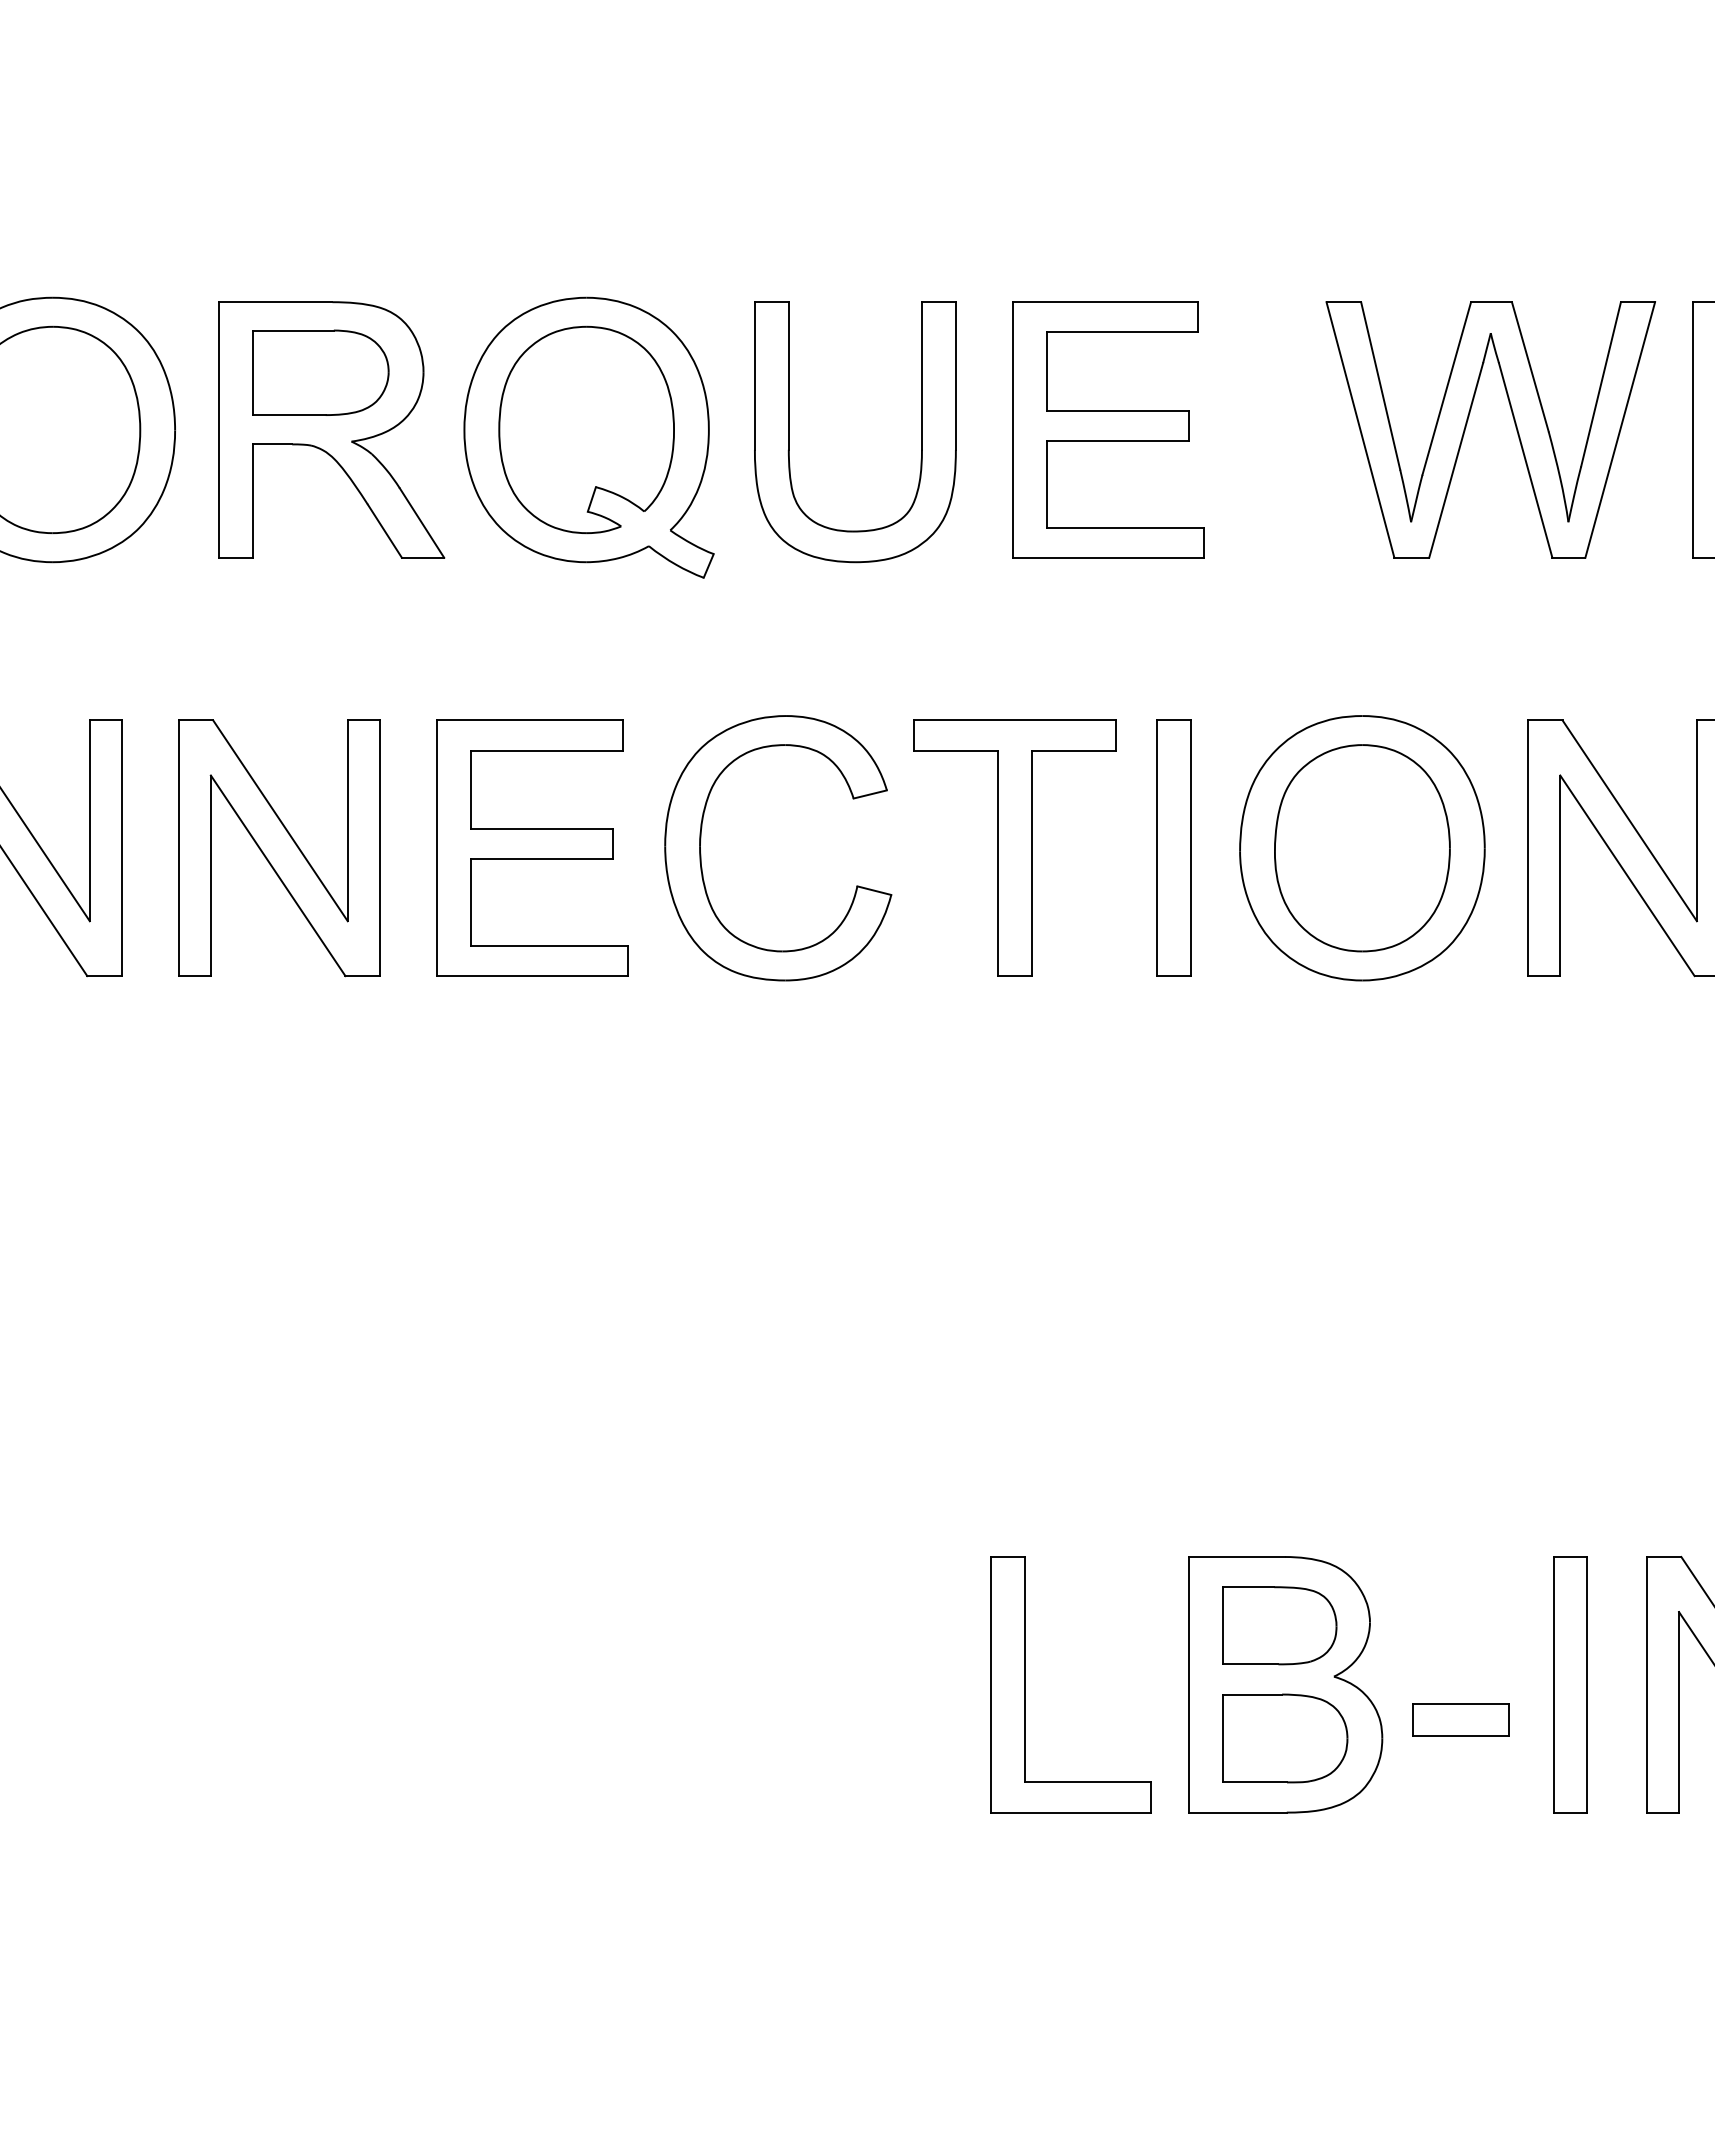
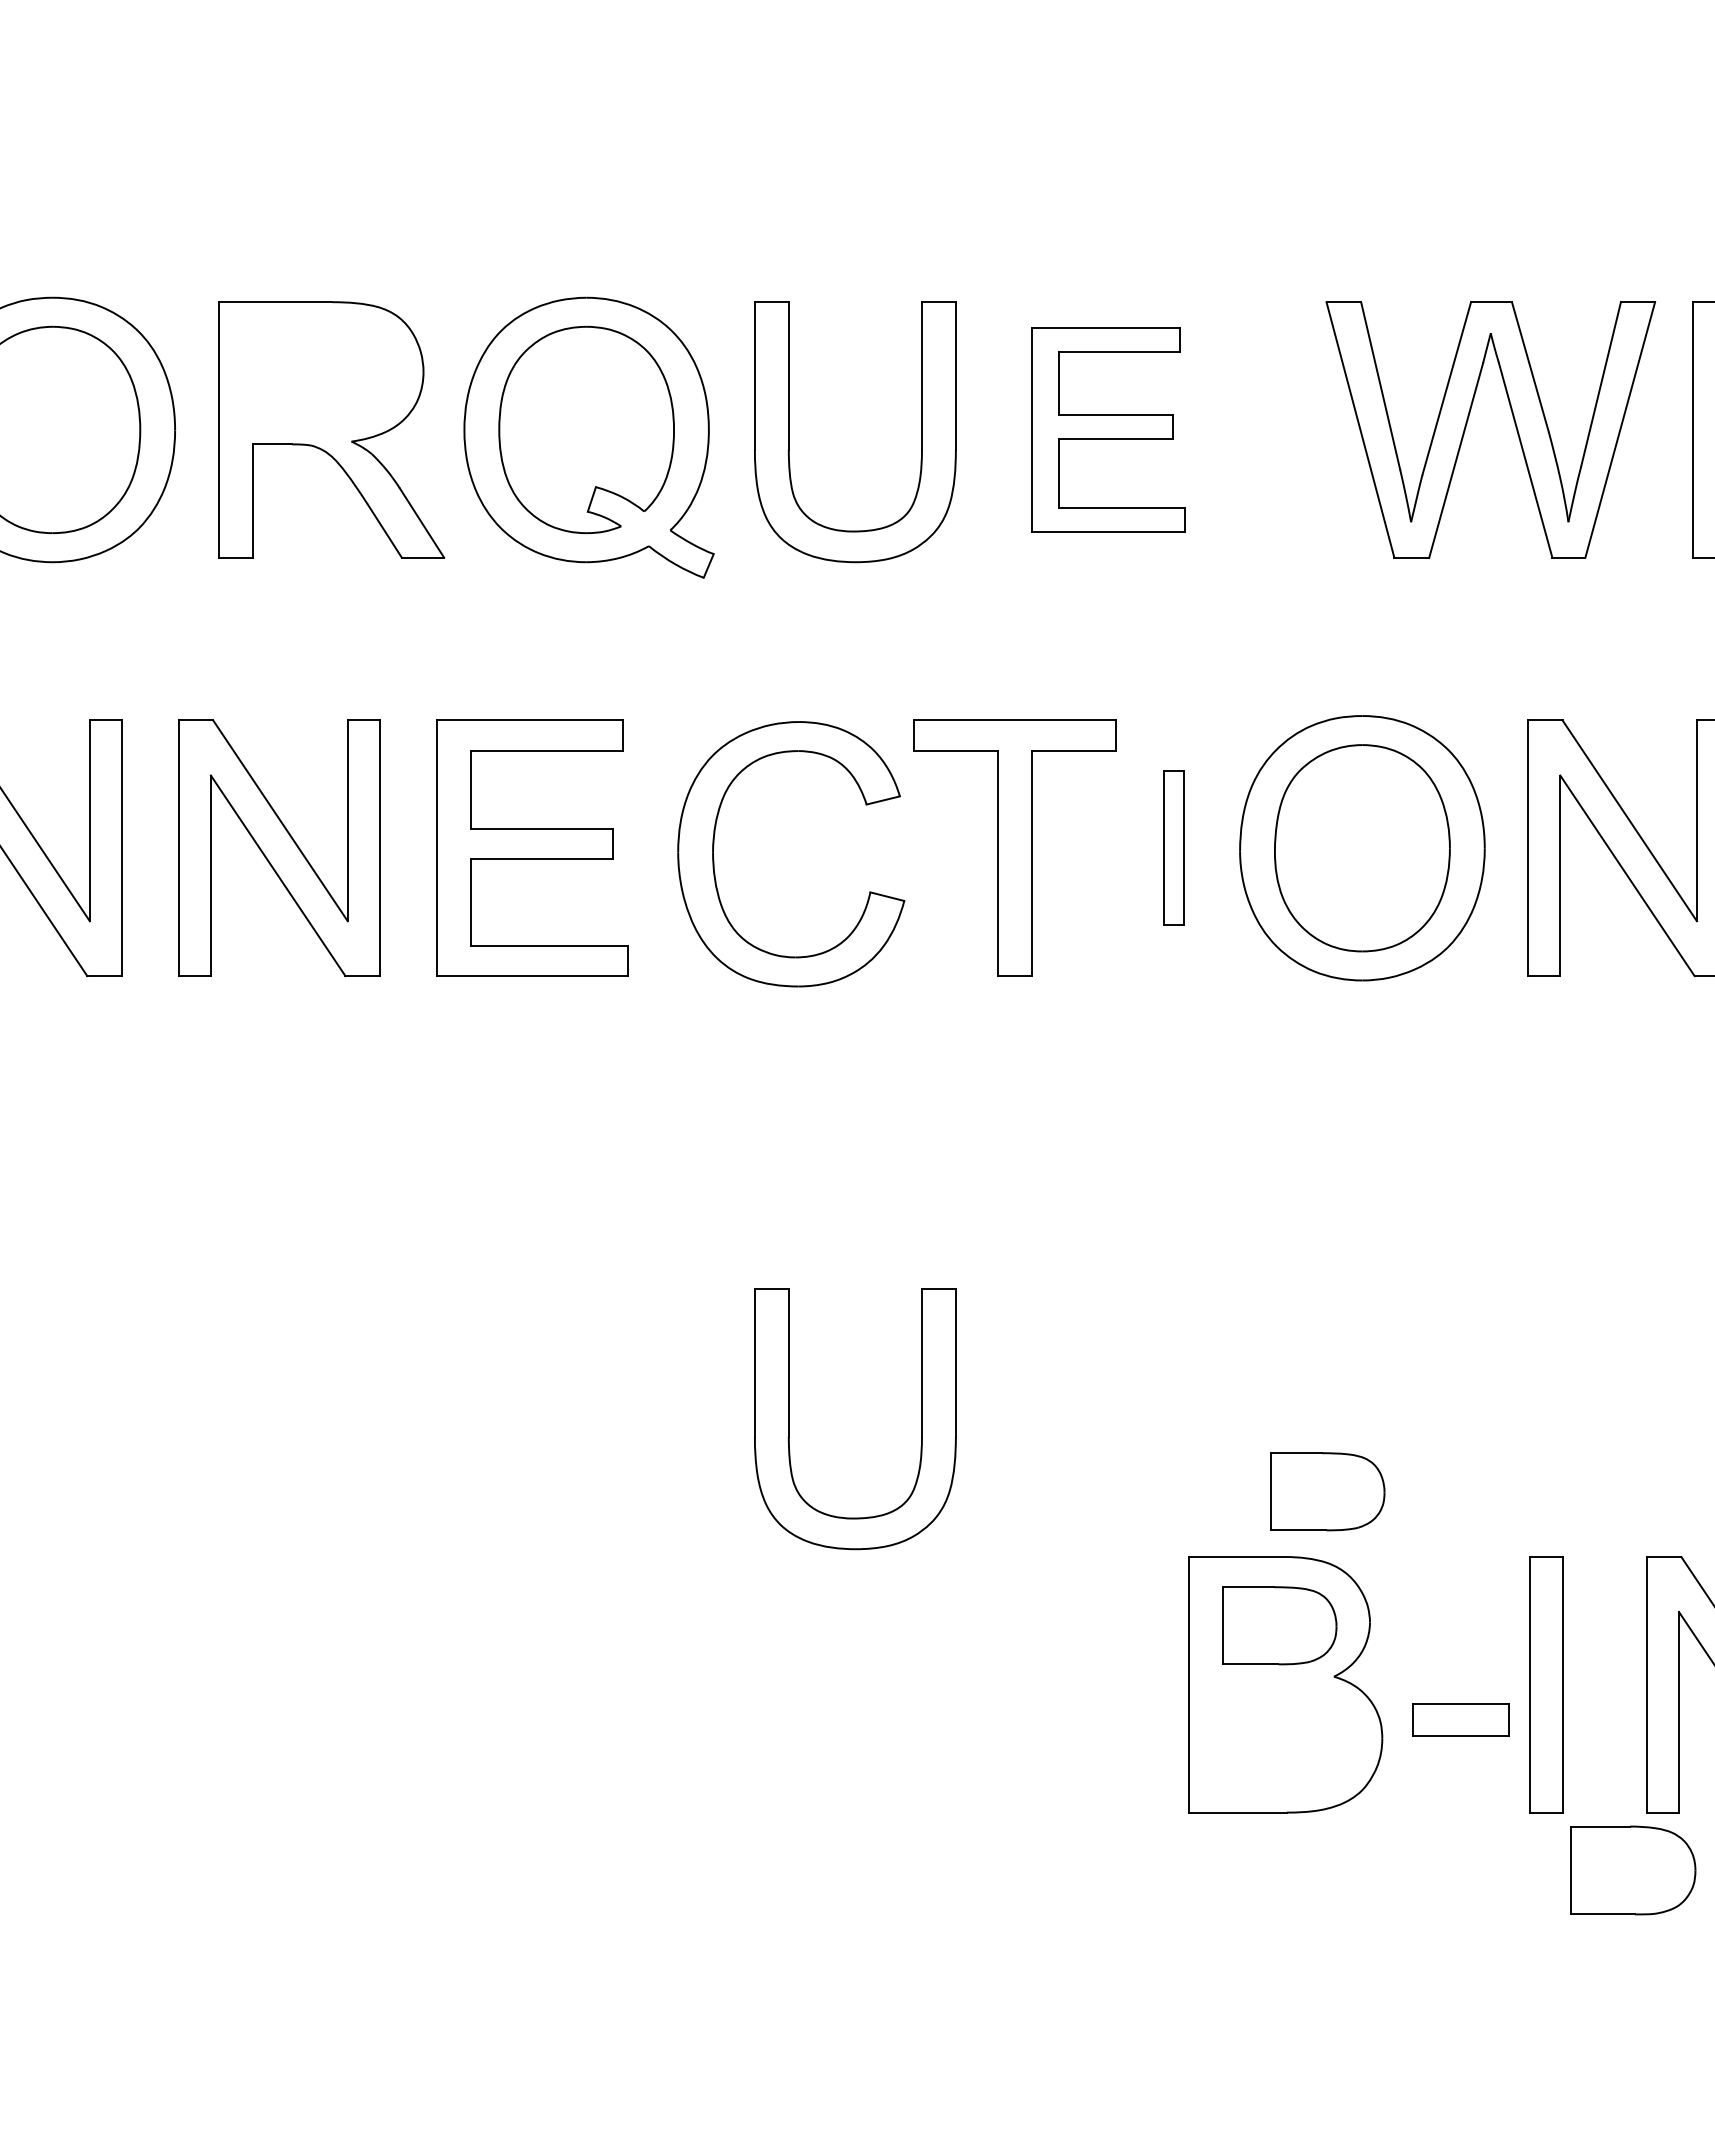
part: present -> none (320, 372)
part size: 193x258 px -> 155x206 px (1108, 429)
part size: 36x258 px -> 22x156 px (1173, 847)
part position: (701, 853) -> (714, 859) (714, 859)
part: none -> present (789, 1419)
part: none -> present (1327, 1491)
part: present -> none (1025, 1684)
part position: (1570, 1684) -> (1546, 1684) (1546, 1684)
part position: (1285, 1738) -> (1633, 1870) (1633, 1870)
